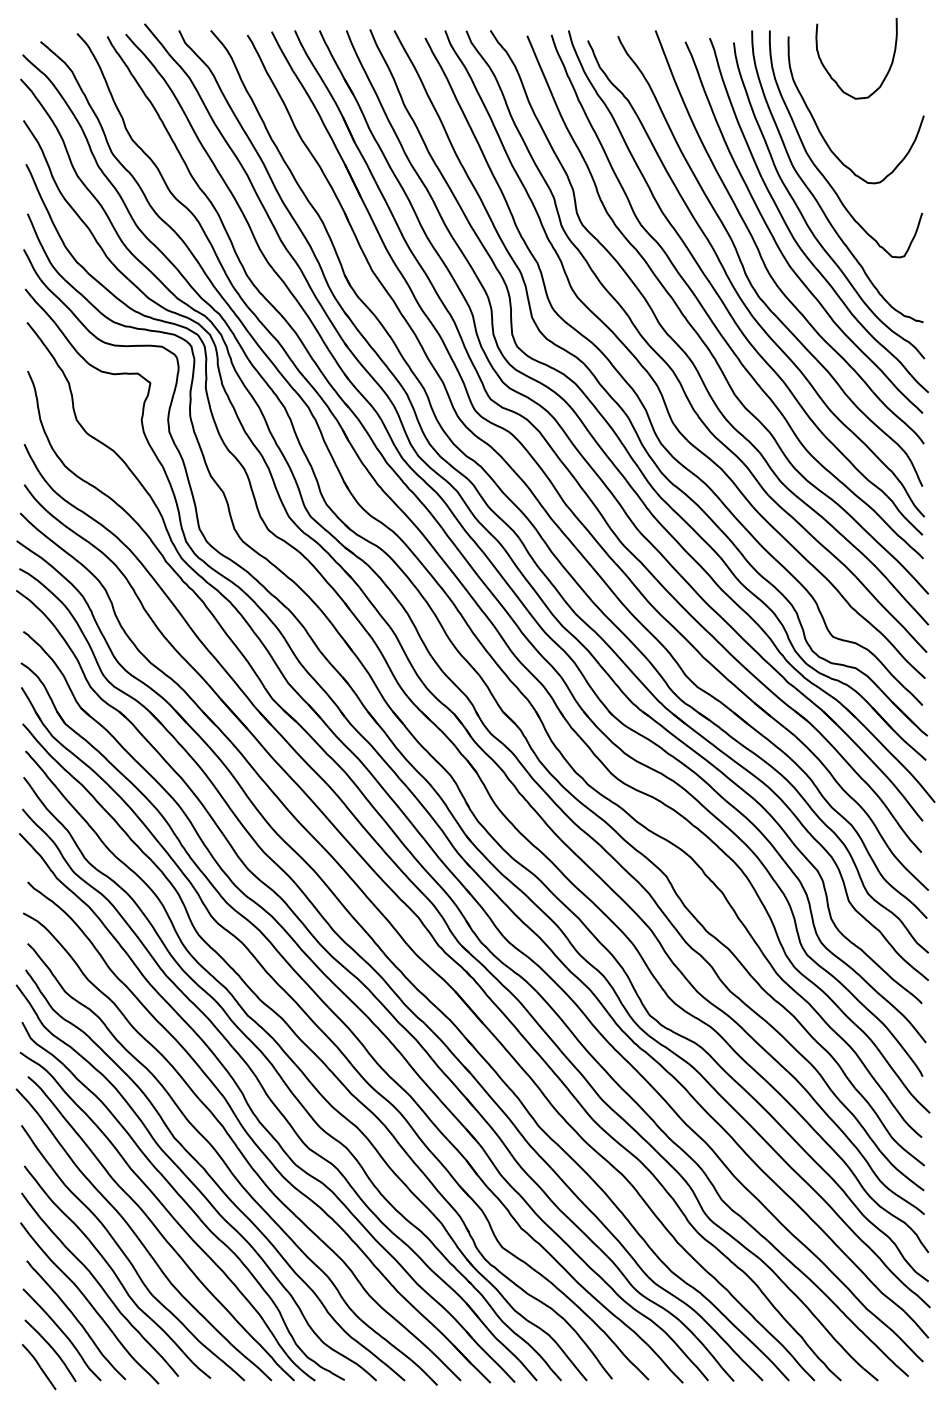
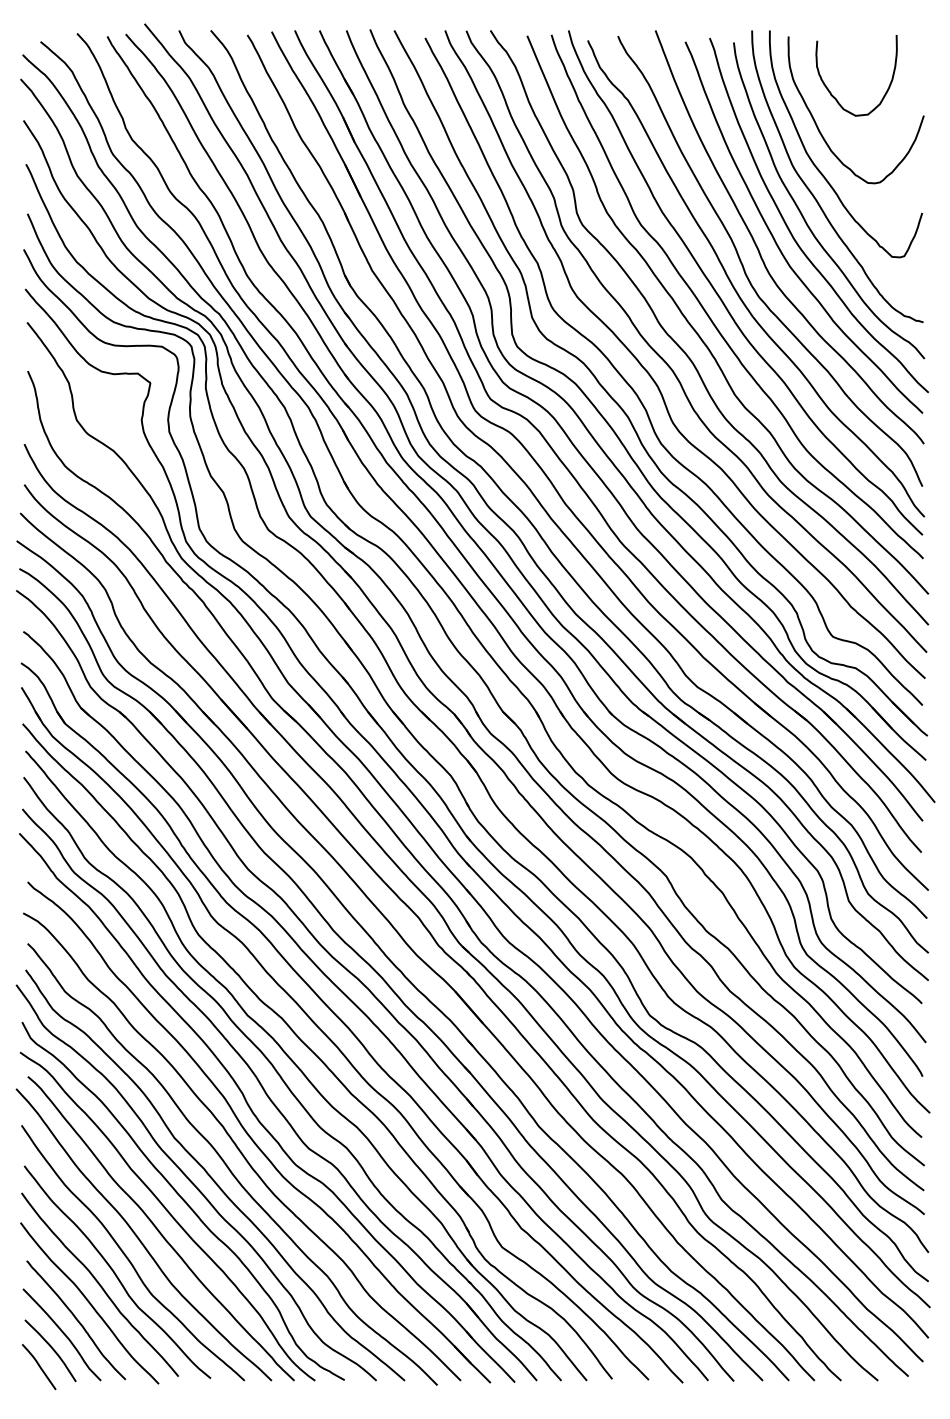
curve position: (831, 75) -> (831, 92) (831, 92)
